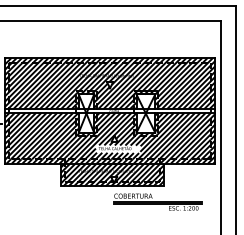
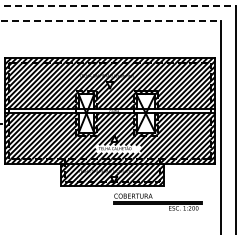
line: solid -> dashed (118, 6)
line: solid -> dashed (111, 21)
